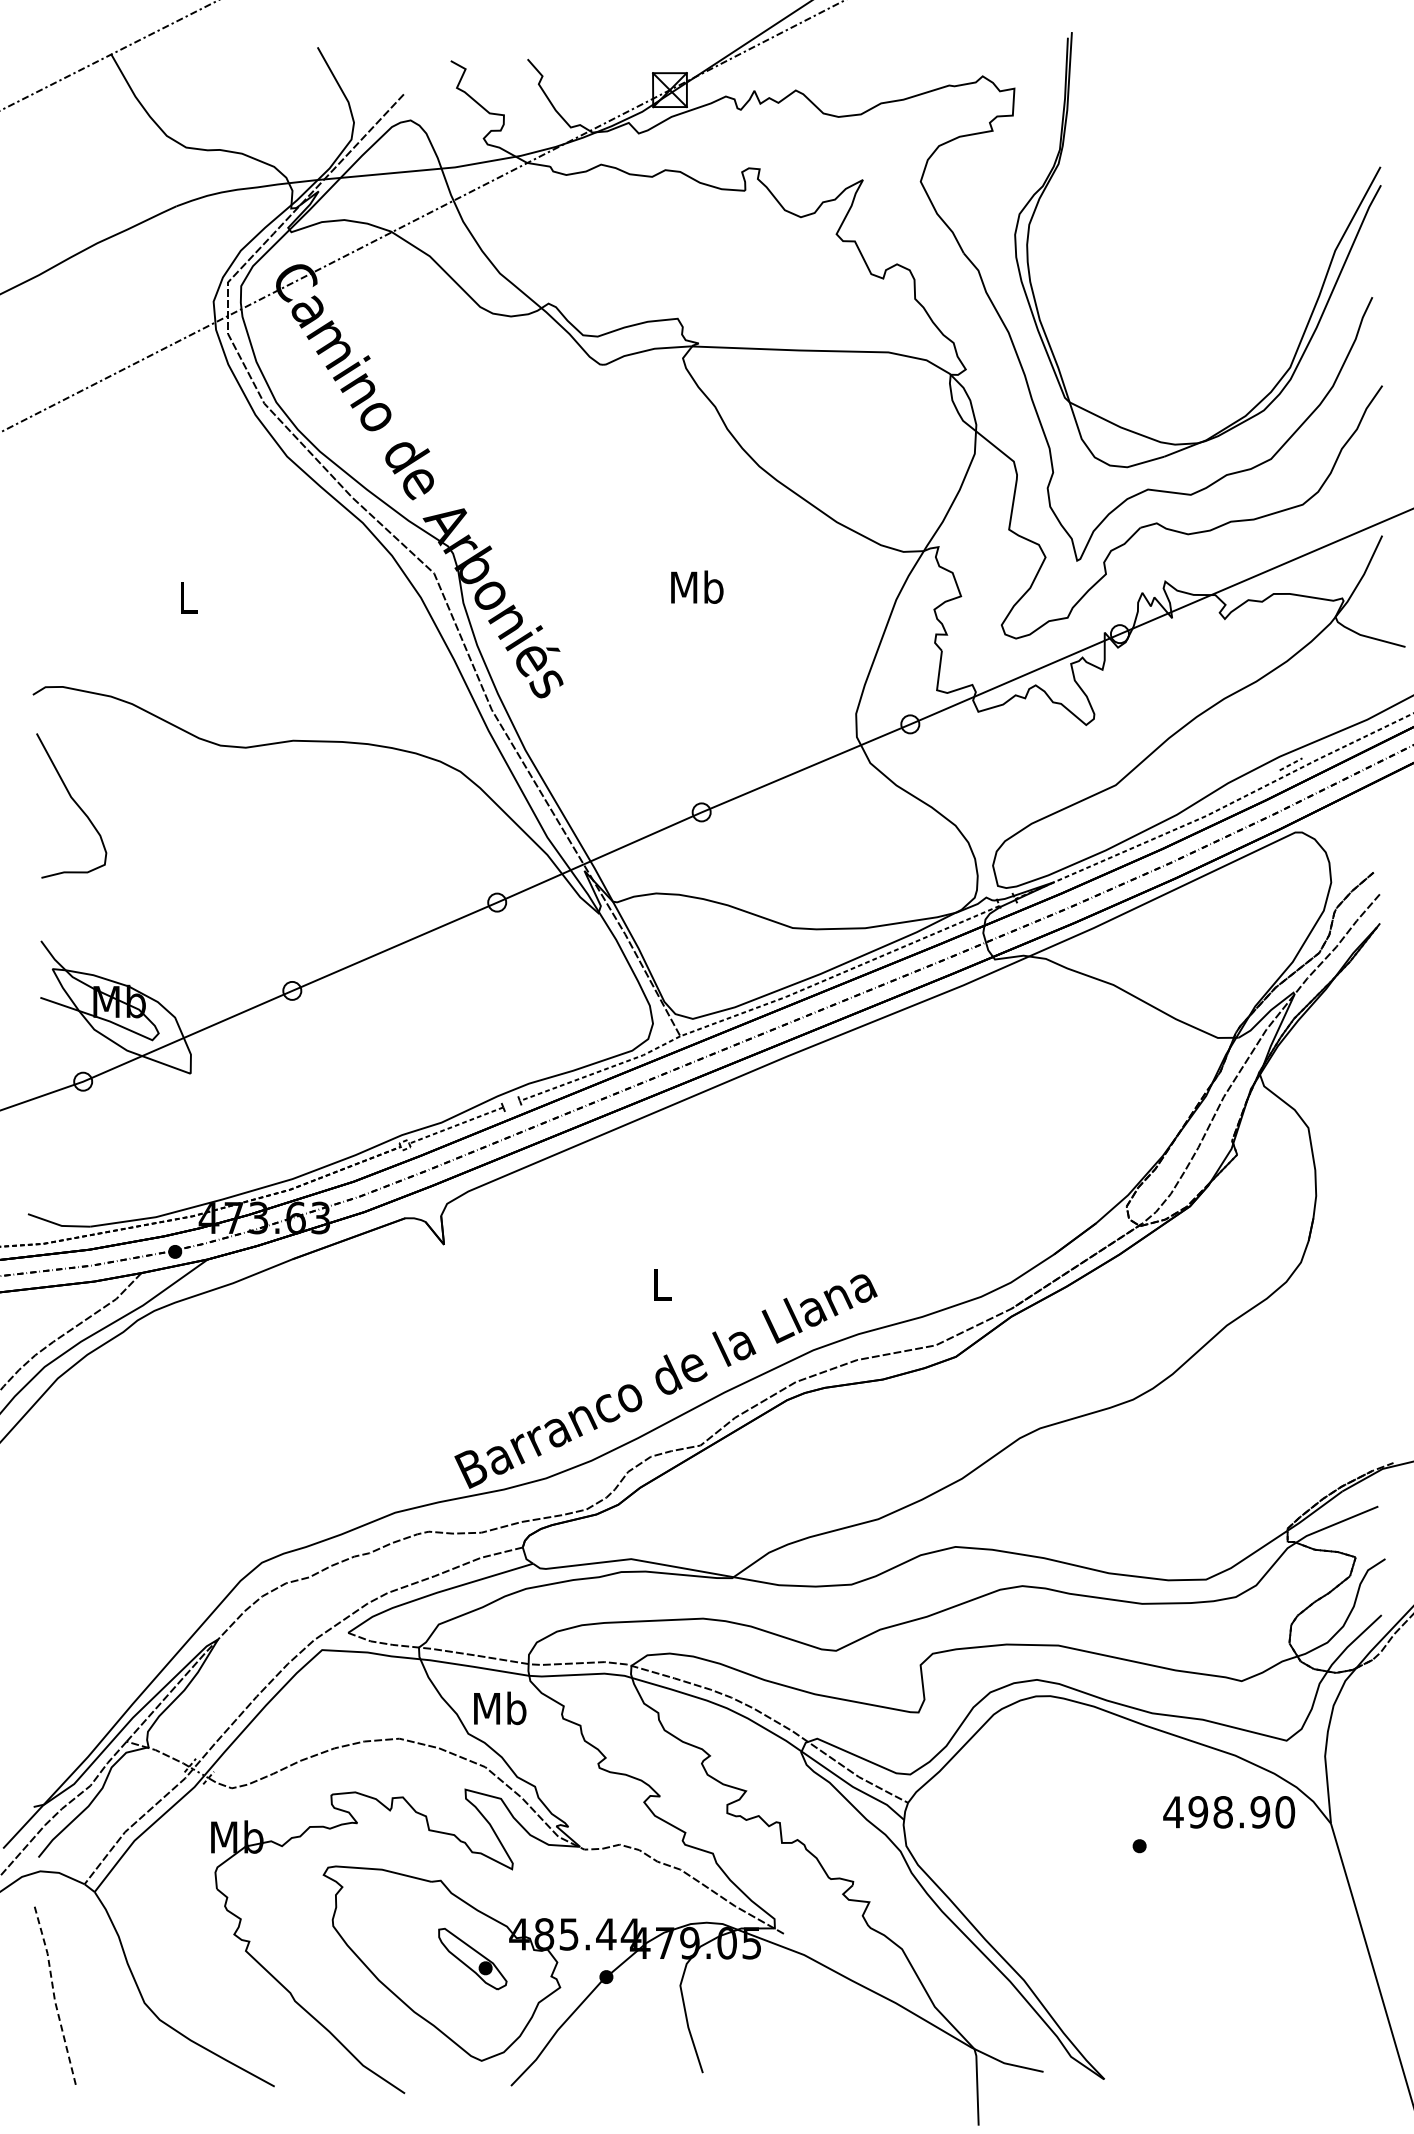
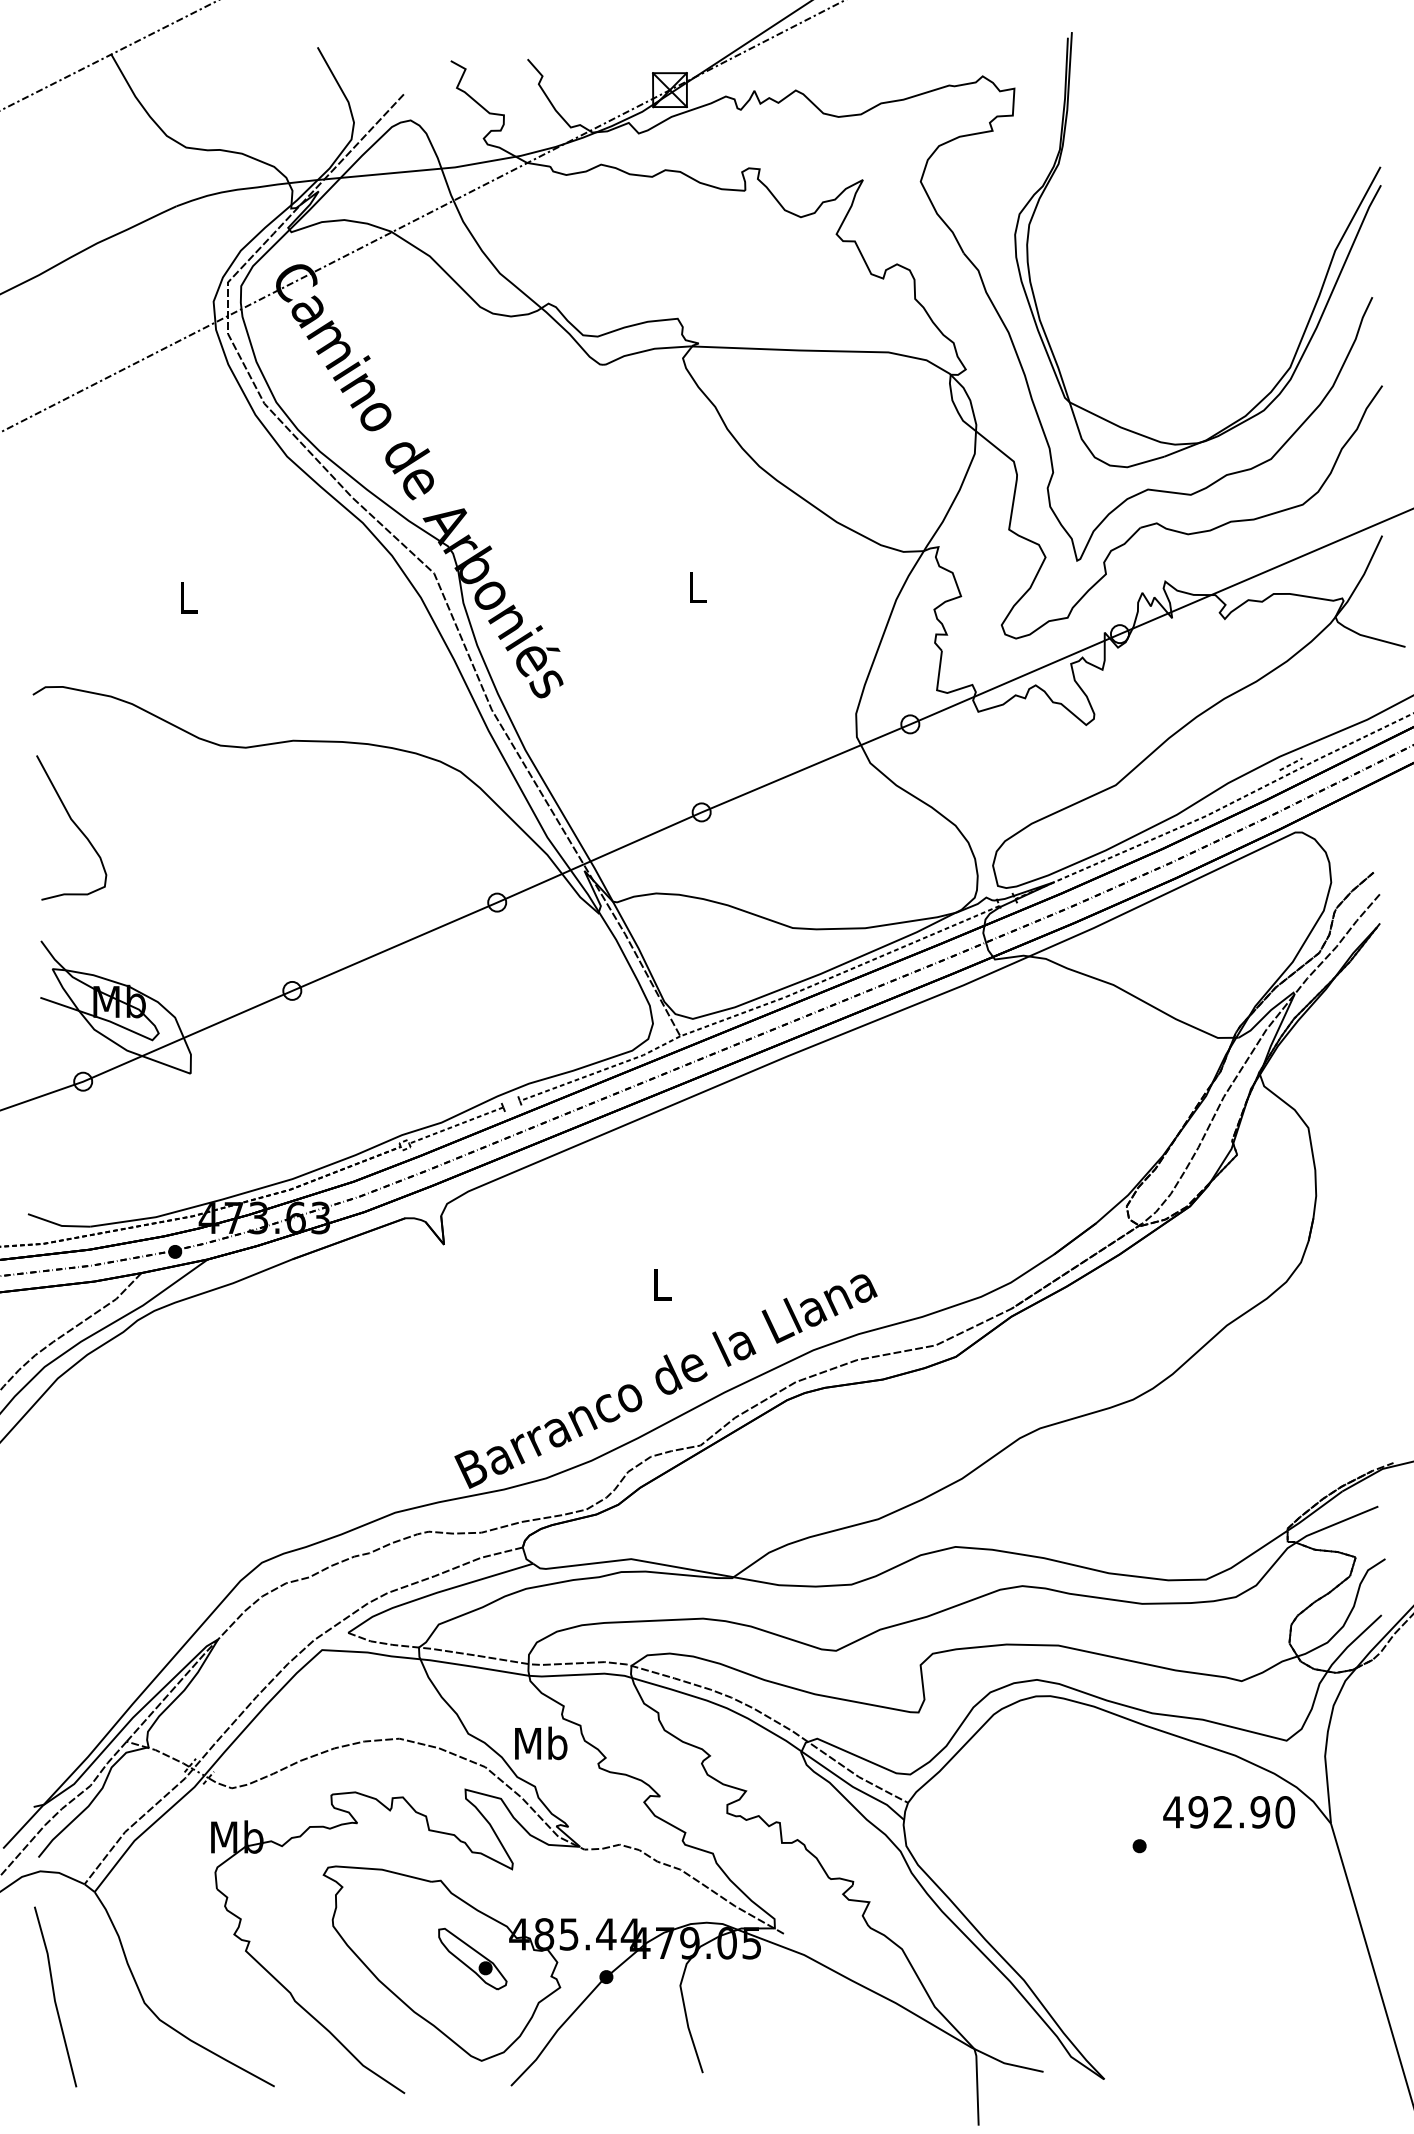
text: Mb -> L (697, 586)
curve position: (74, 802) -> (74, 824) (74, 824)
text position: (500, 1708) -> (541, 1743) (541, 1743)
text: 498.90 -> 492.90 (1222, 1812)
line: dashed -> solid (54, 1997)
